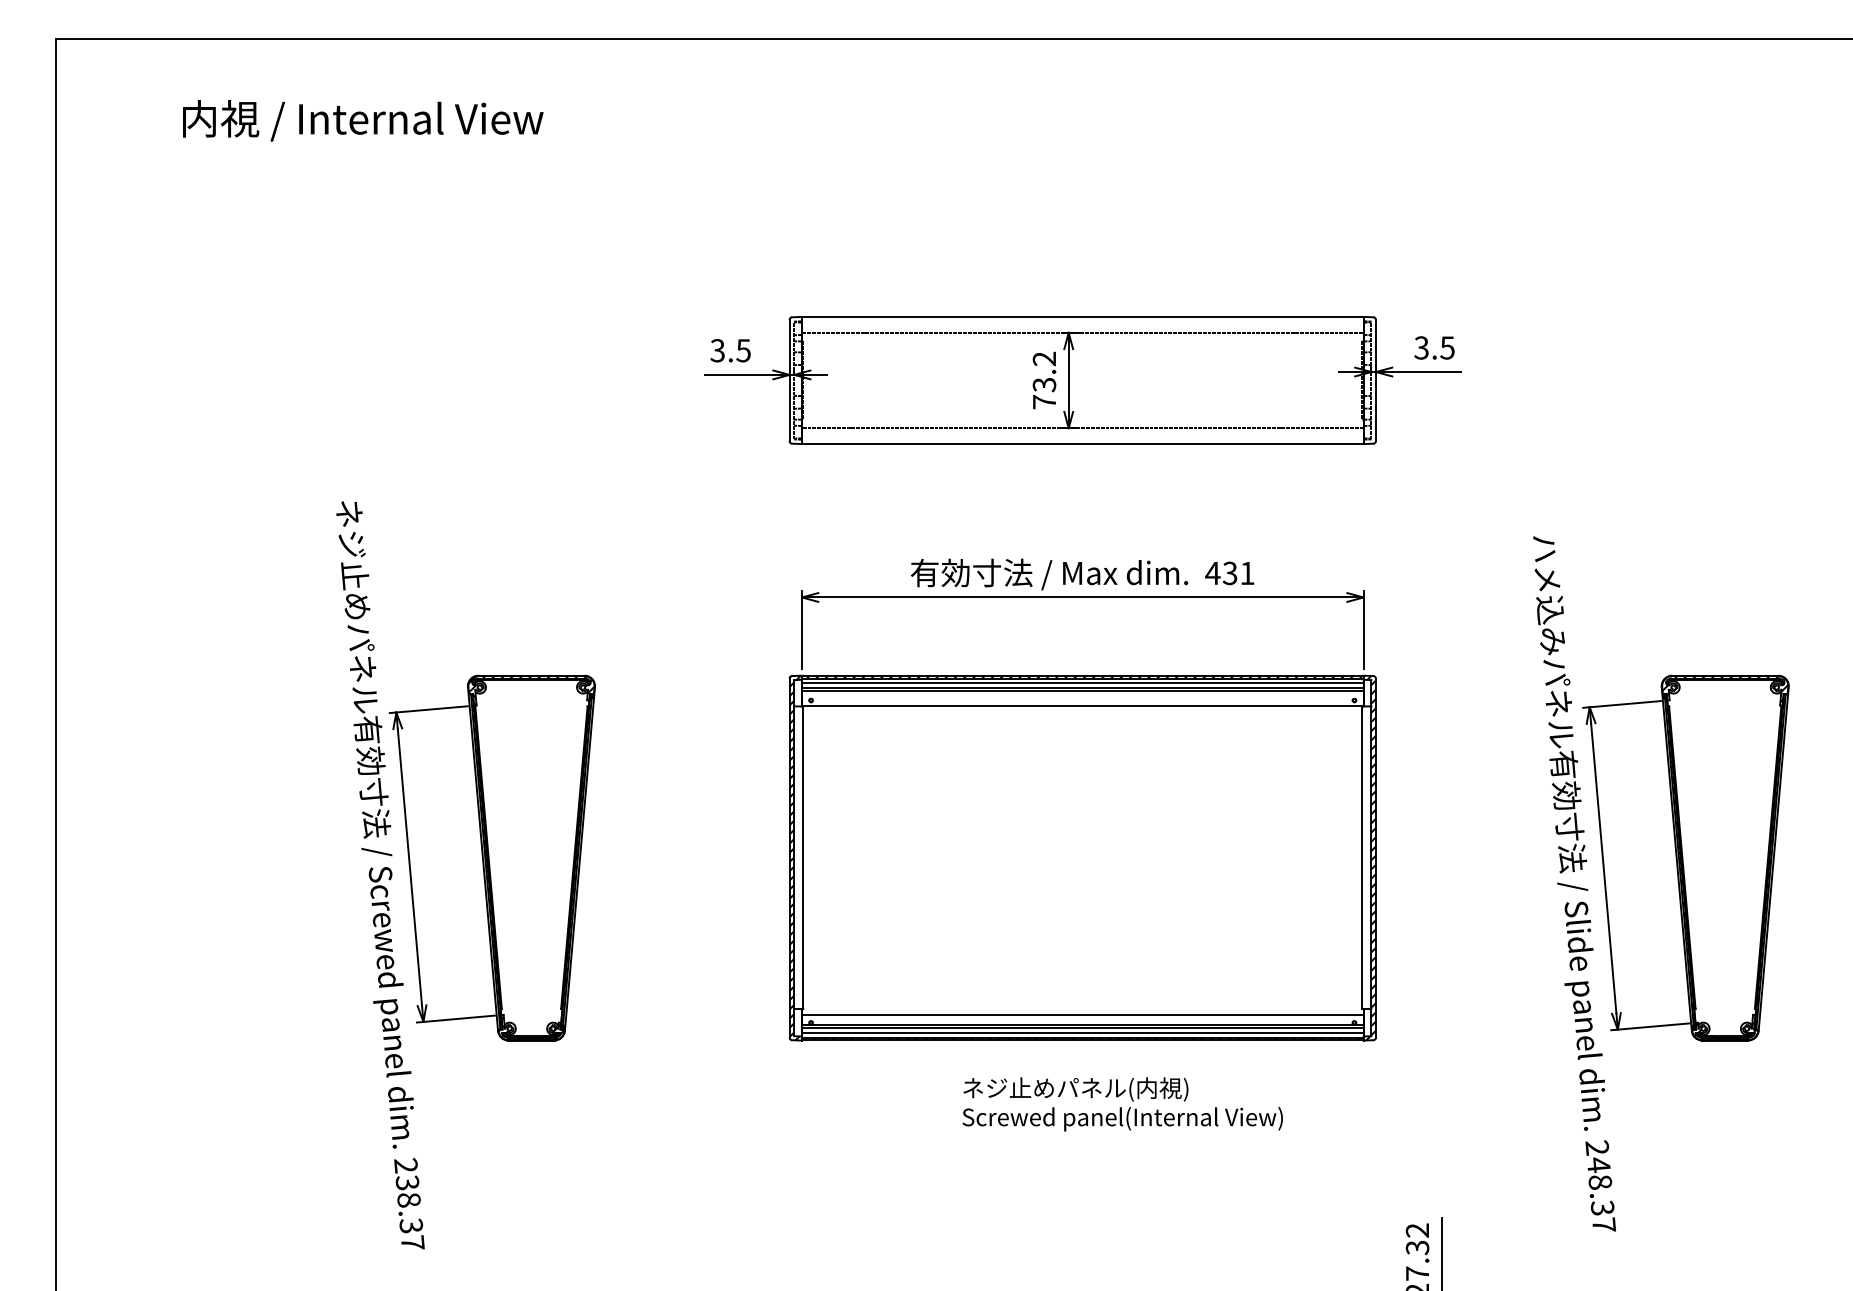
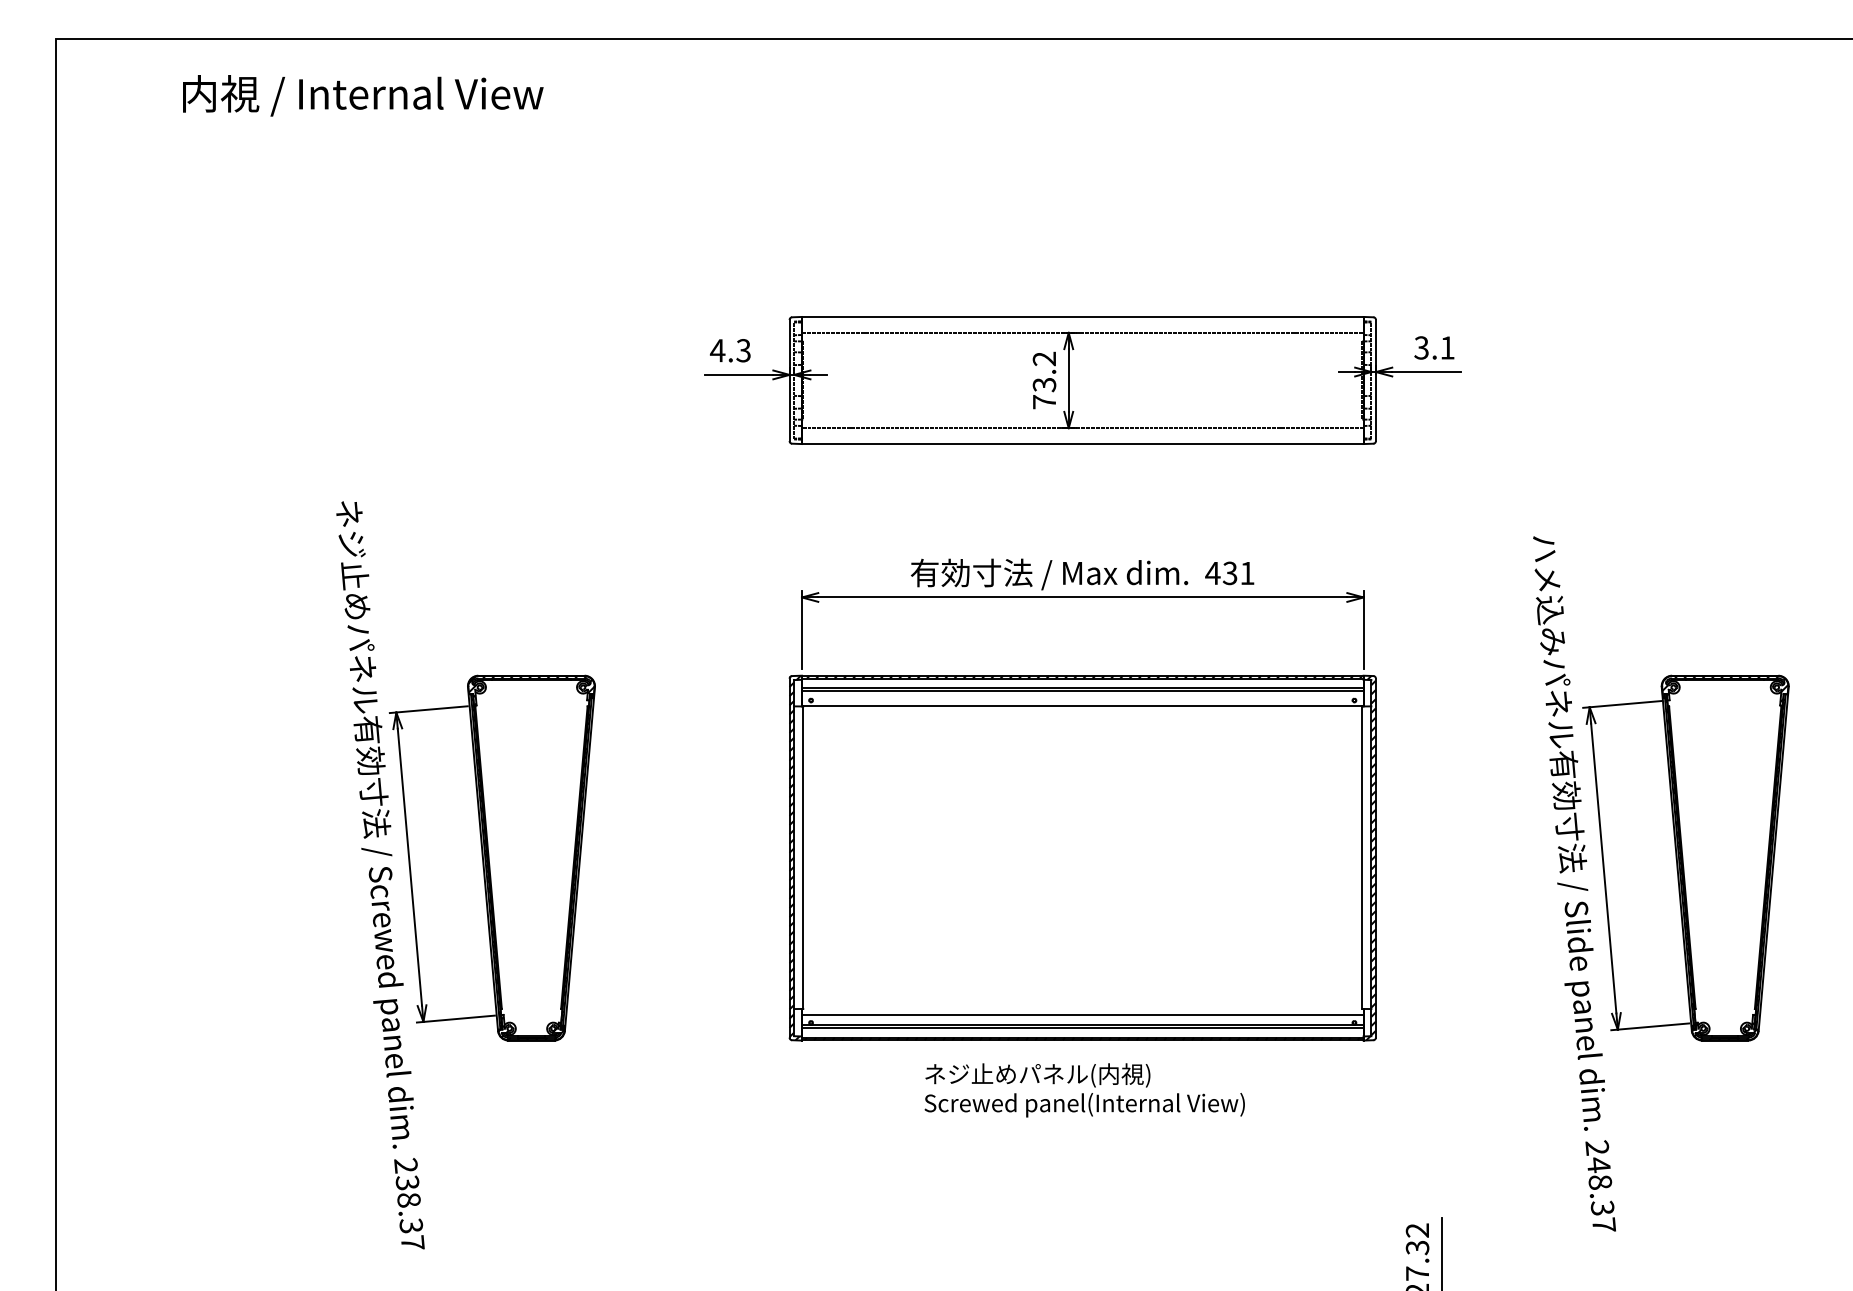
text position: (363, 120) -> (363, 95) (363, 95)
text: 3.5 -> 3.1 (1447, 347)
text: 3.5 -> 4.3 (729, 350)
line: present -> none (1082, 683)
line: present -> none (1082, 1032)
text position: (1122, 1104) -> (1084, 1090) (1084, 1090)
